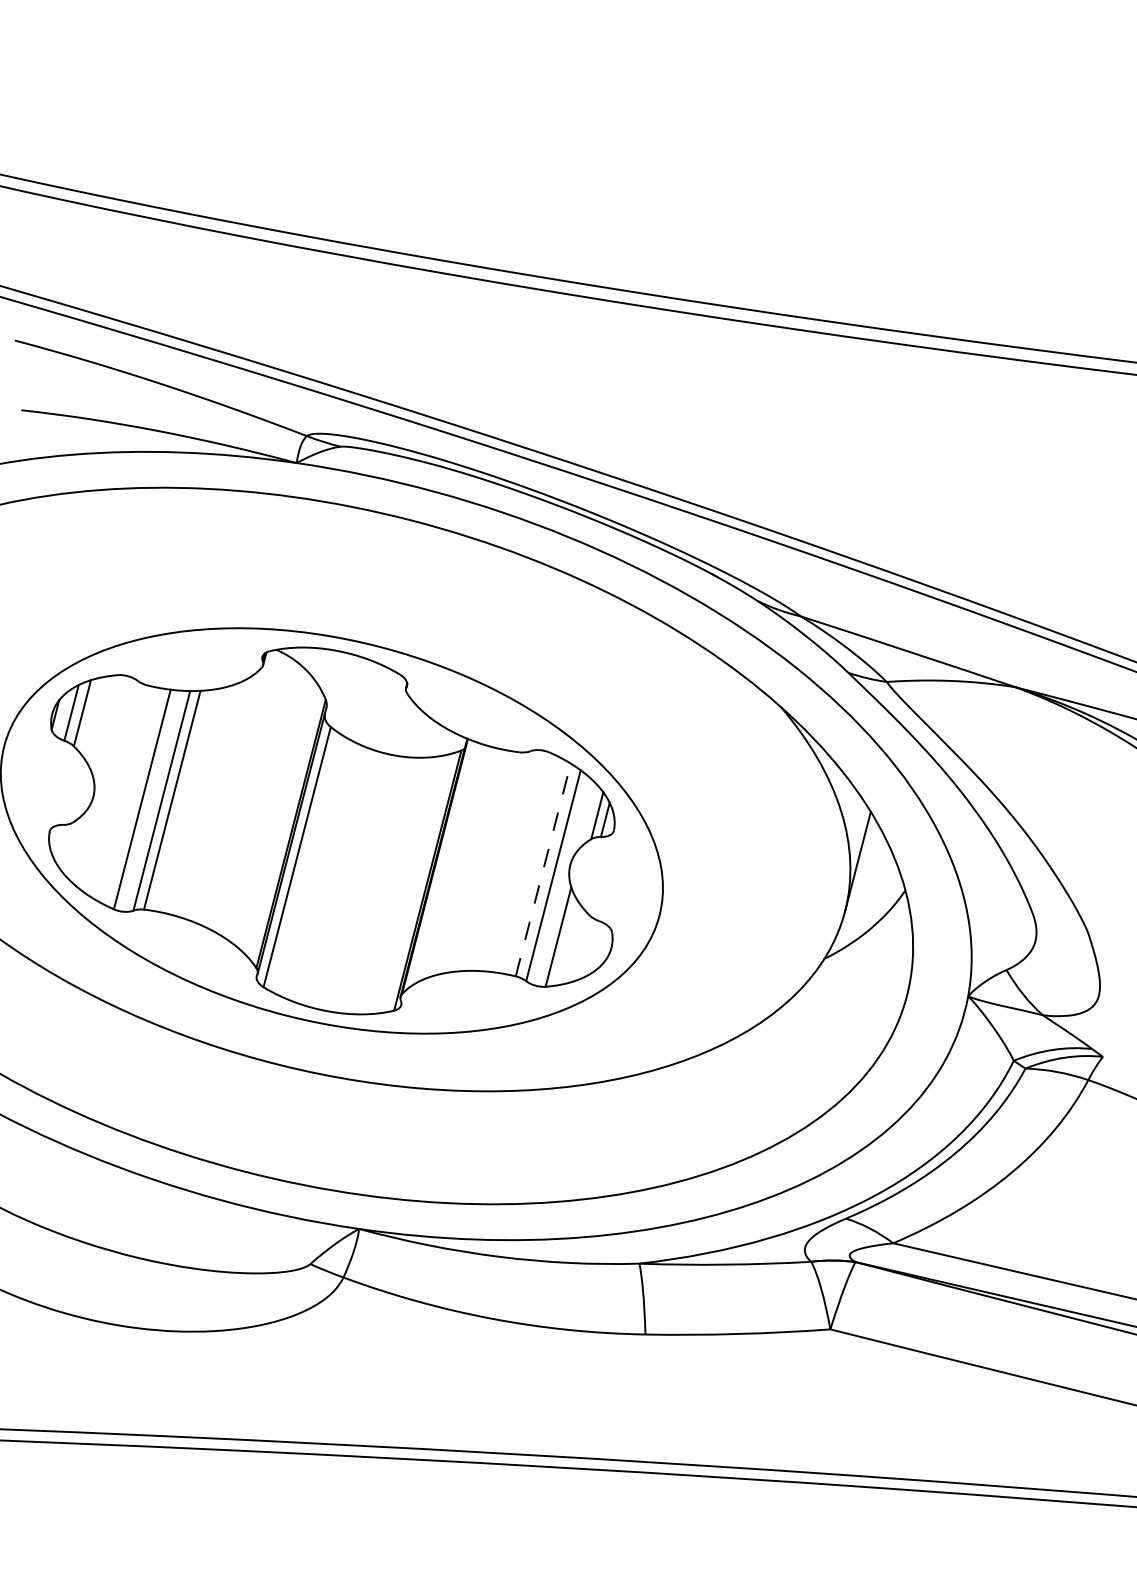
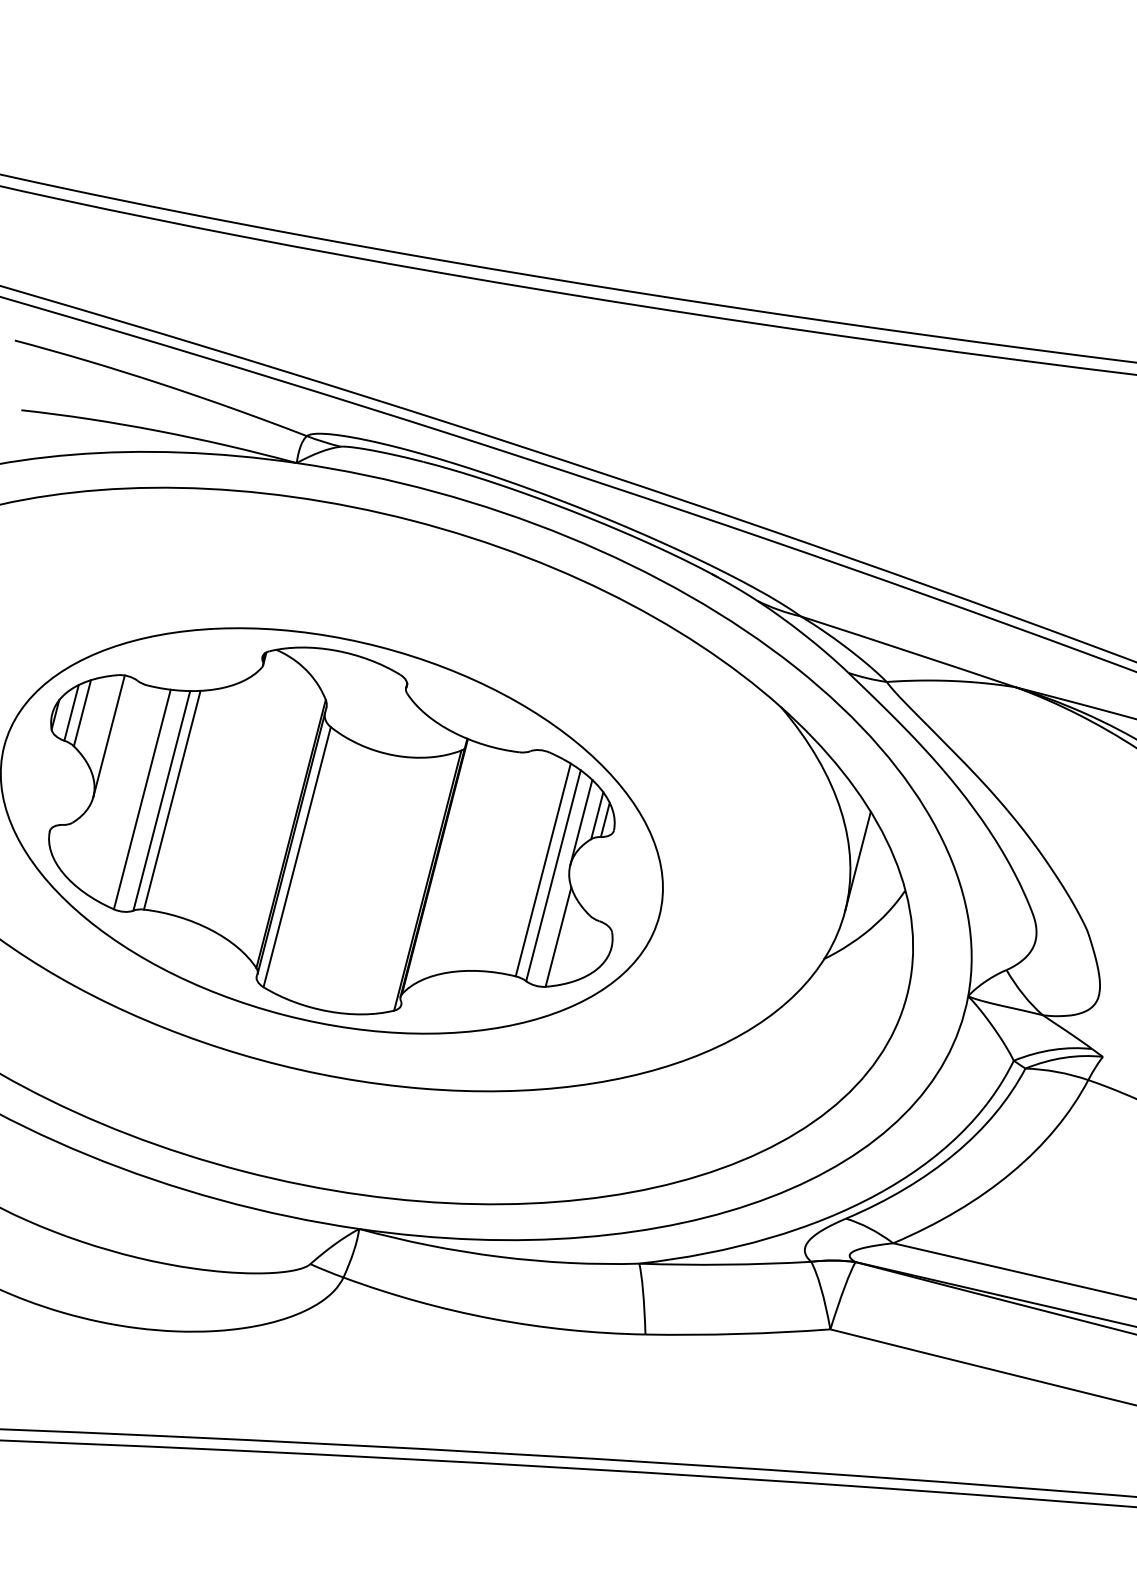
line: none -> present (108, 735)
line: none -> present (581, 822)
line: dashed -> solid (543, 869)
